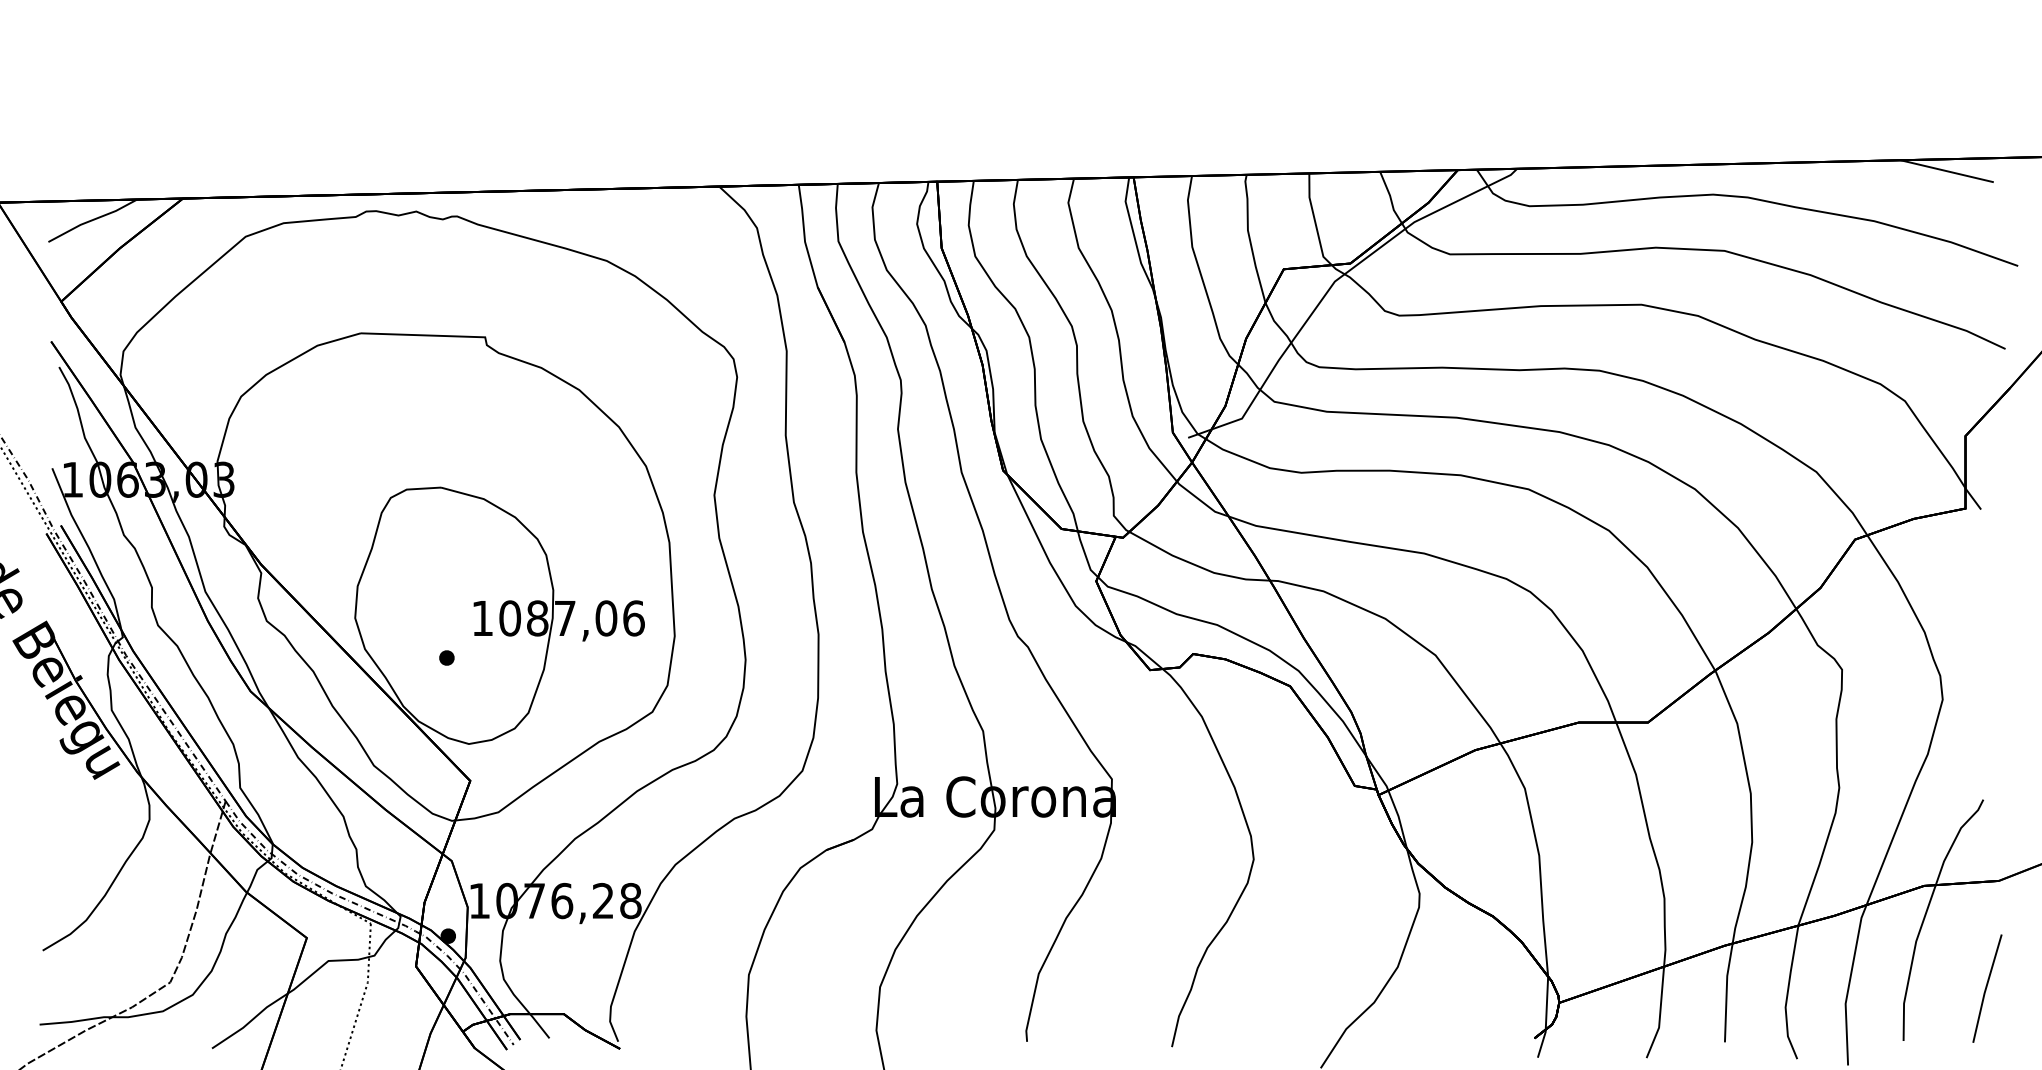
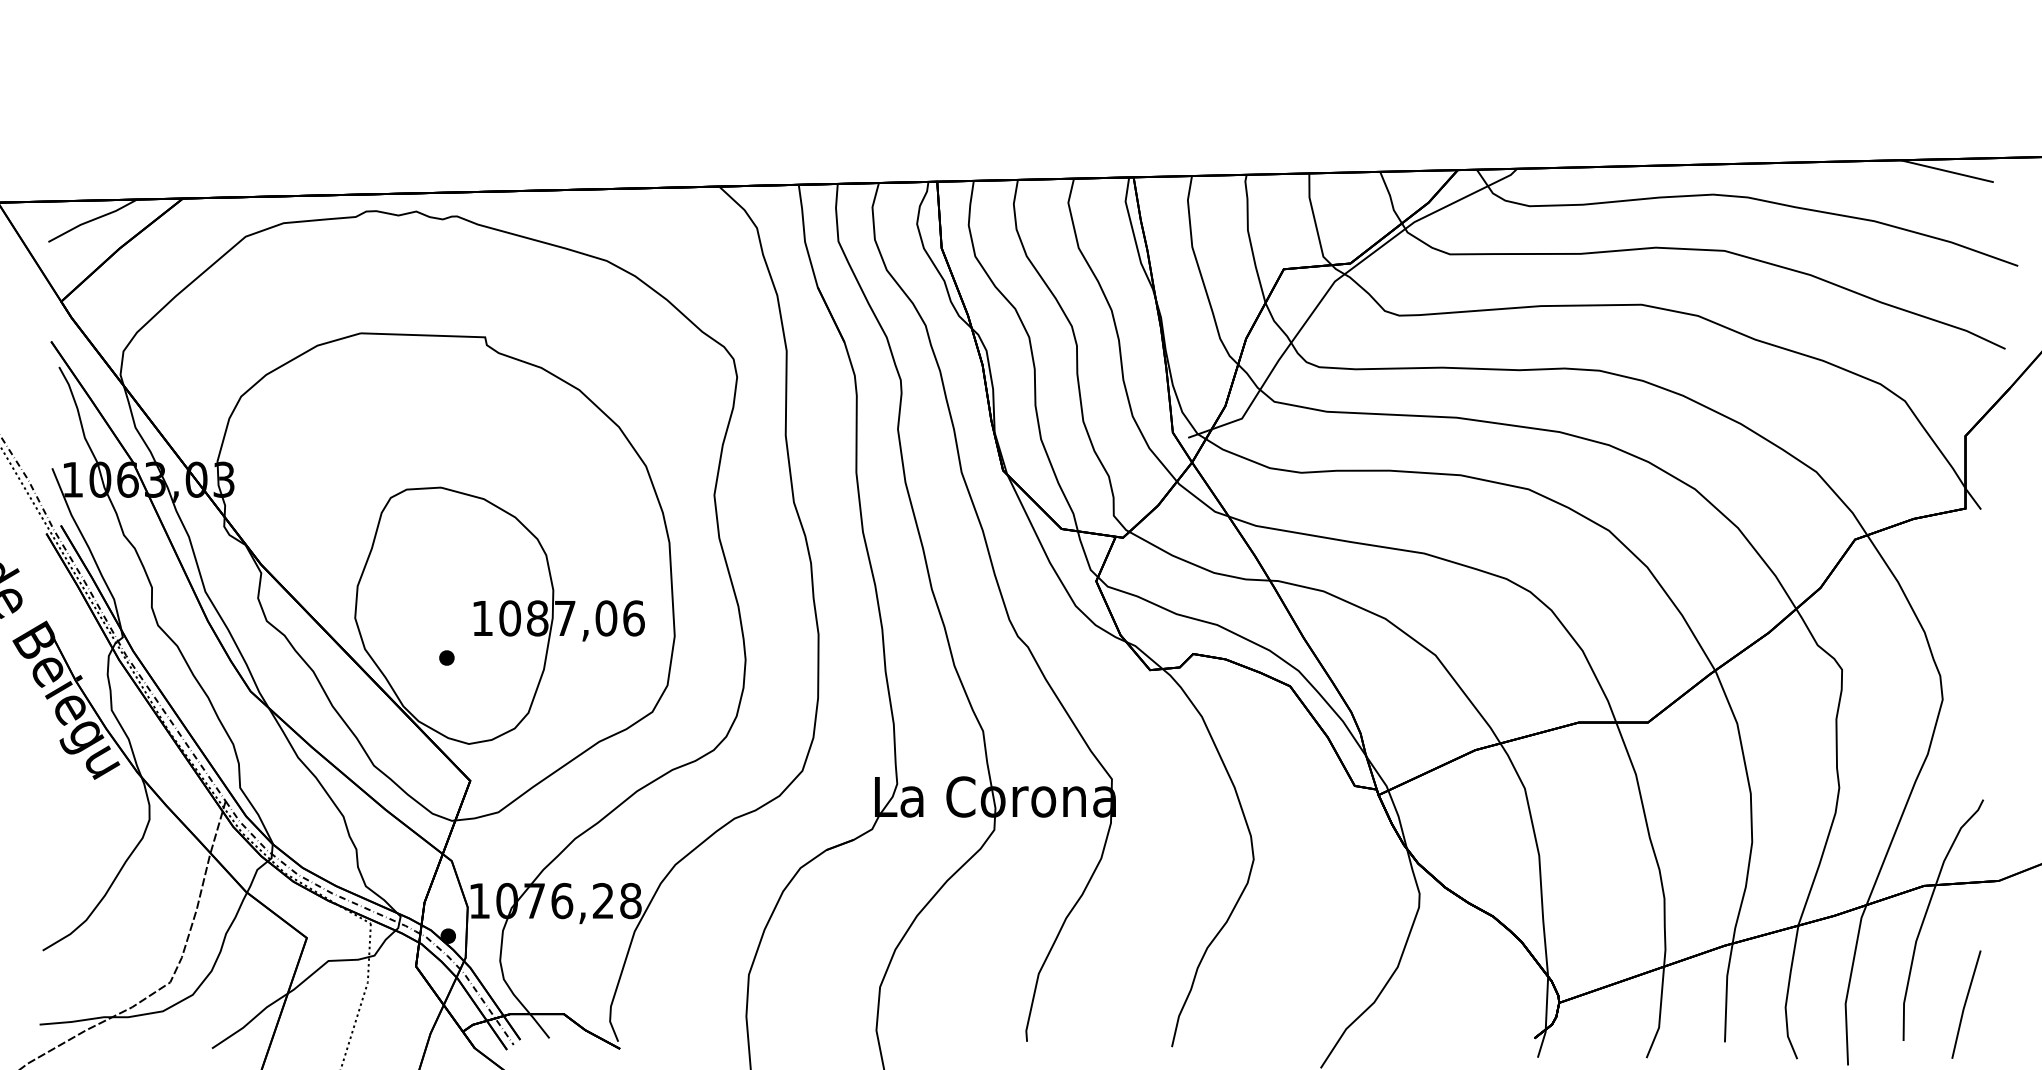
line position: (1987, 987) -> (1966, 1003) (1966, 1003)
